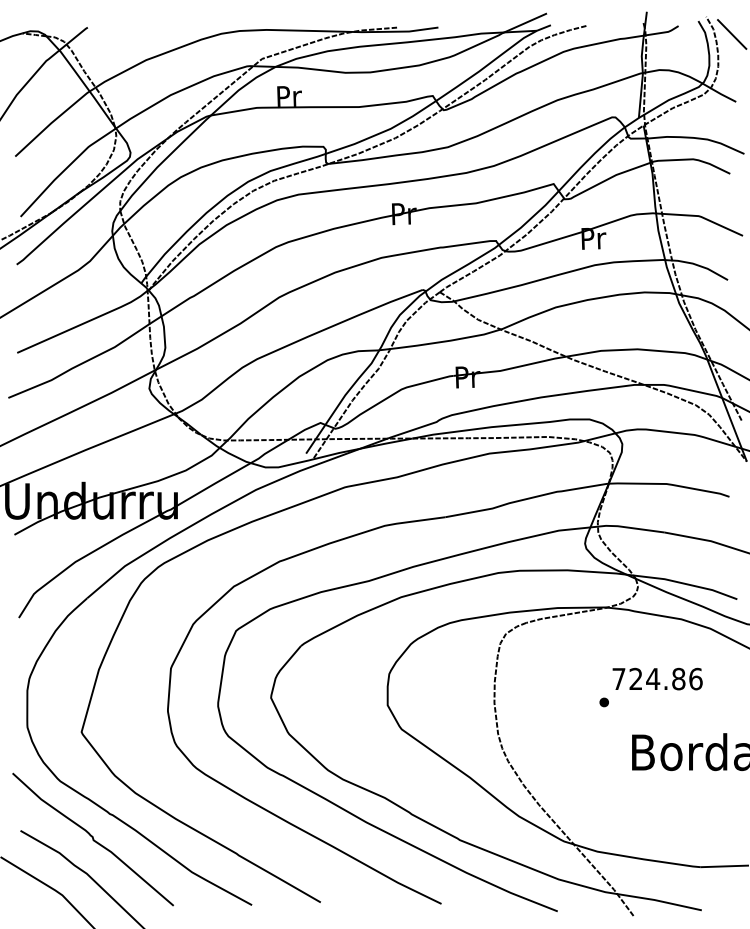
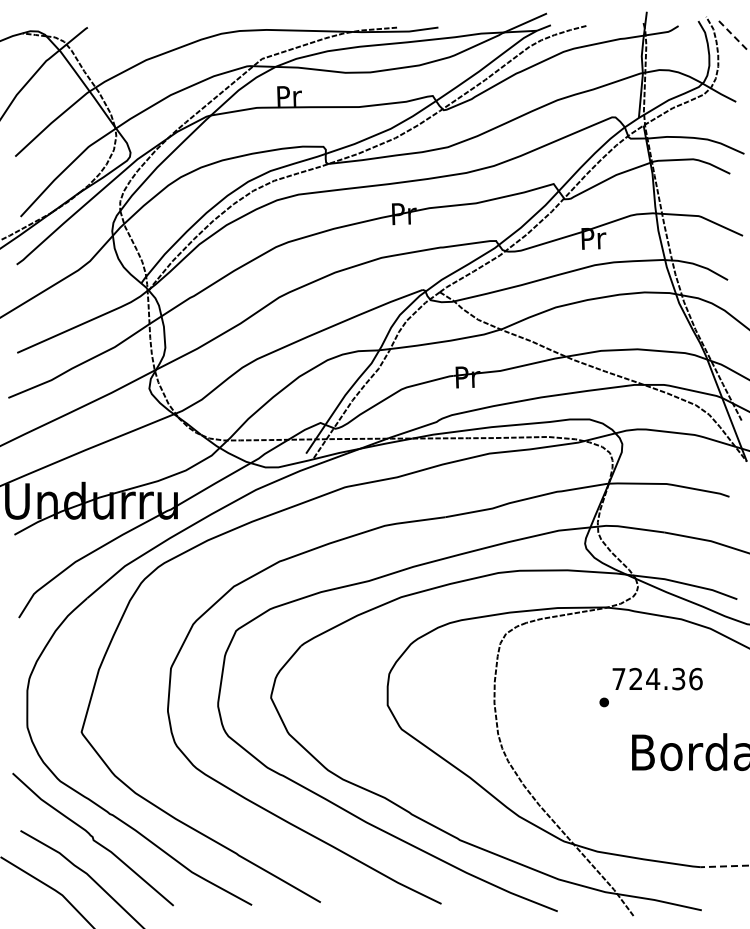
line: solid -> dashed (731, 34)
text: 724.86 -> 724.36 (678, 679)
line: solid -> dashed (724, 866)
